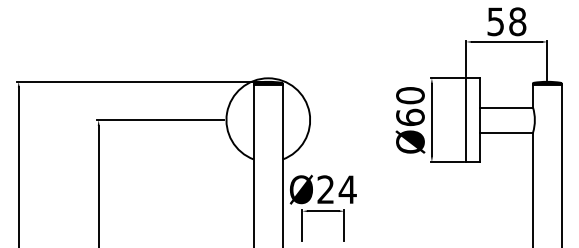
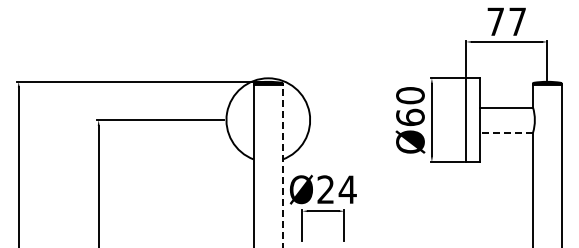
text: 58 -> 77 (506, 21)
line: solid -> dashed (506, 132)
line: solid -> dashed (282, 165)
